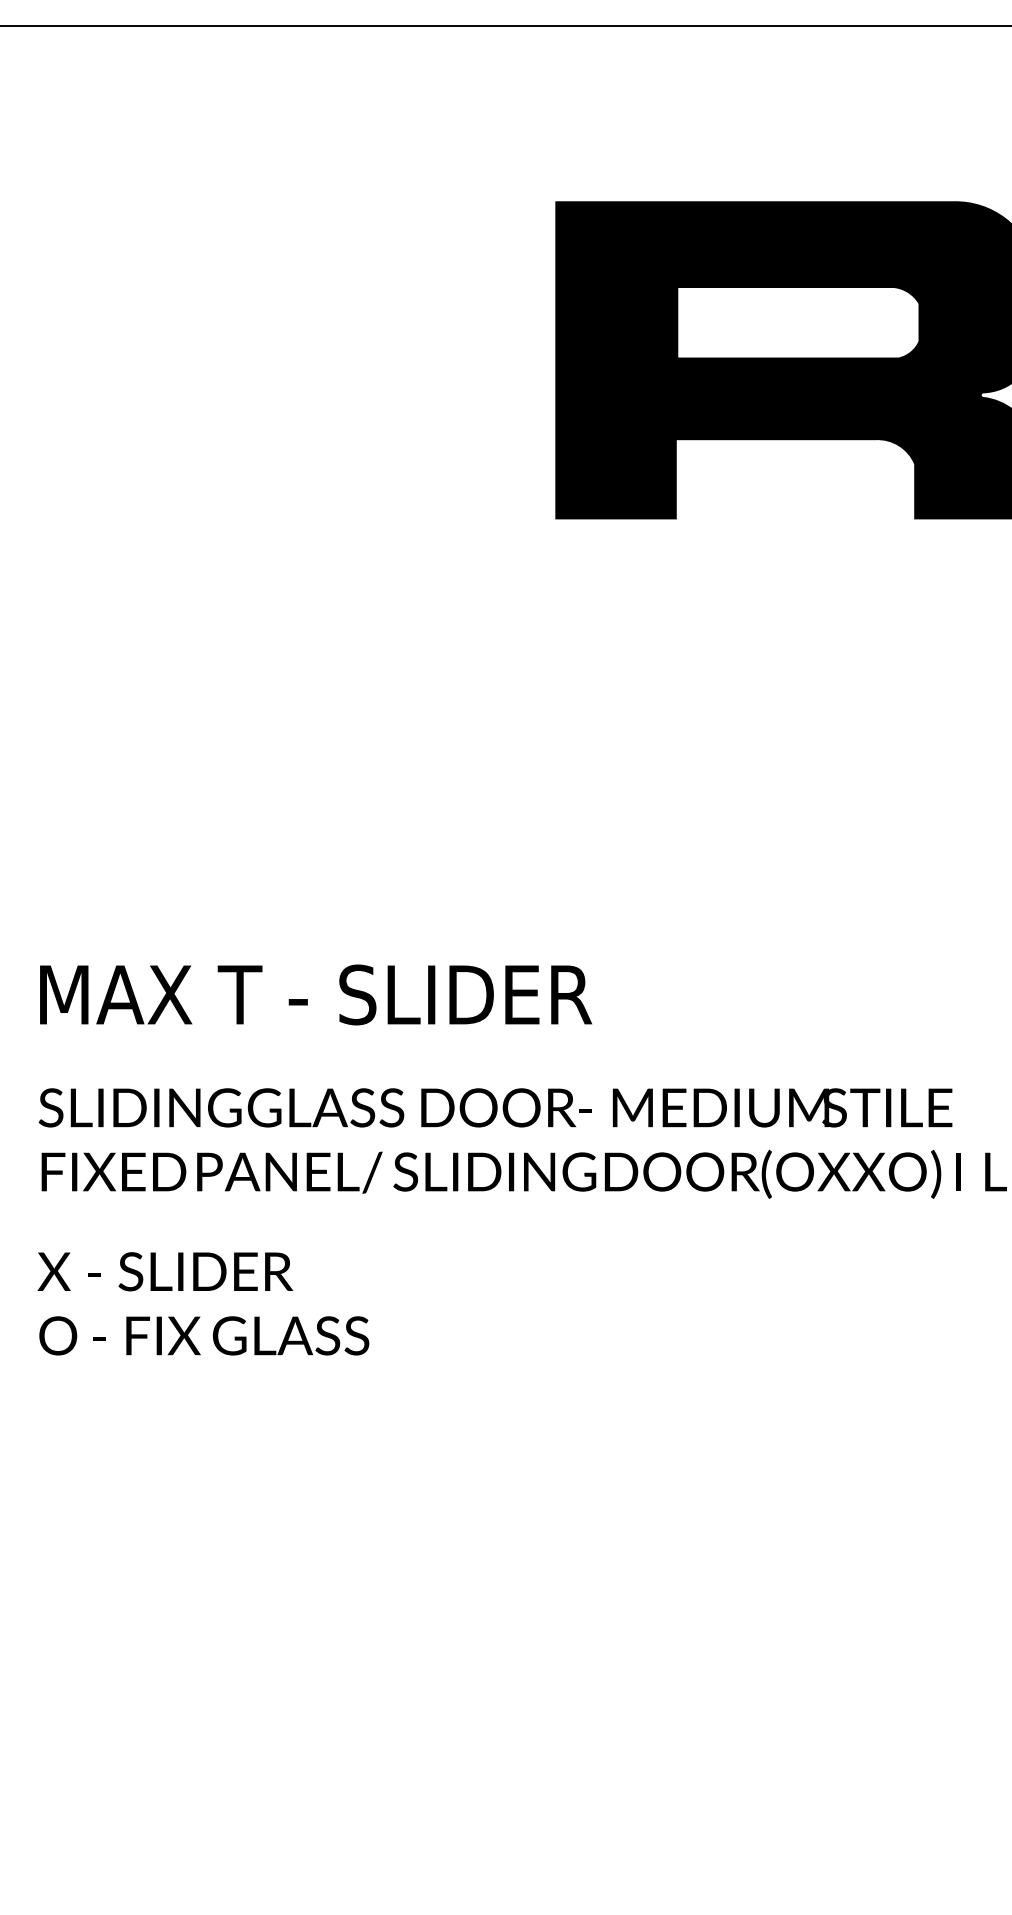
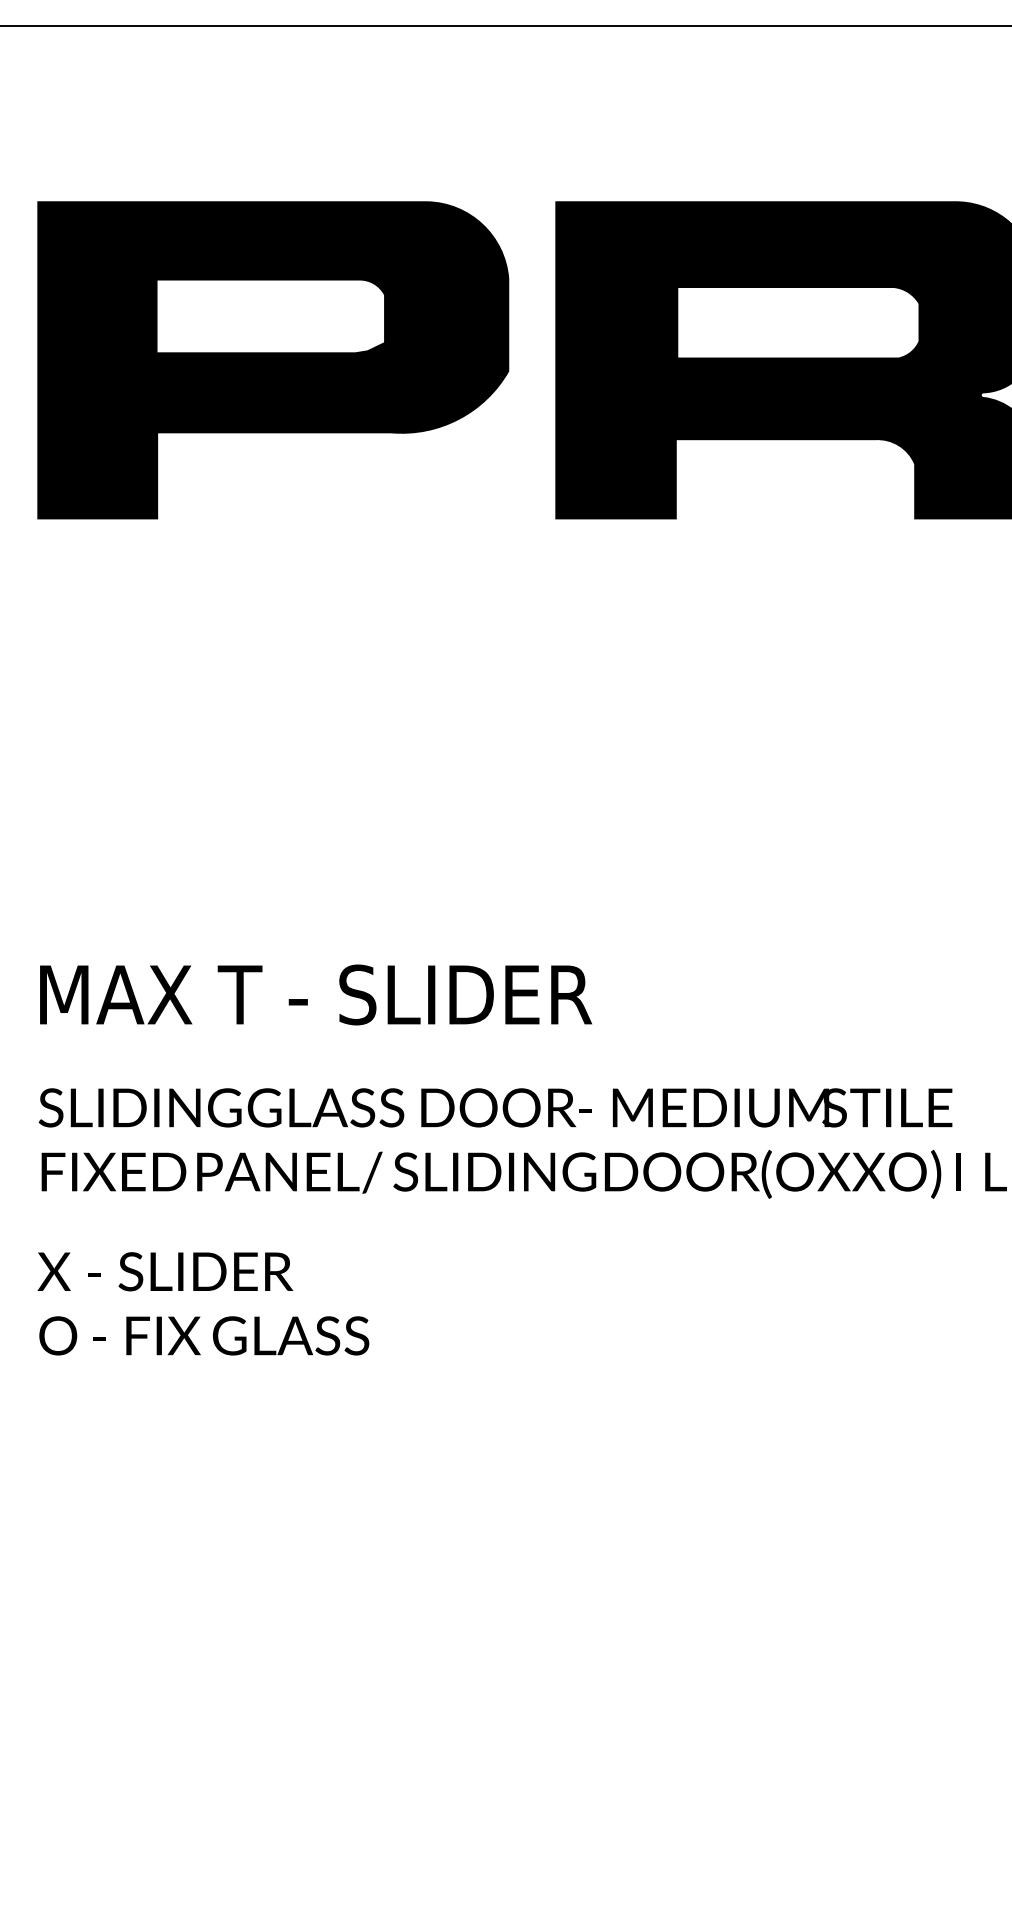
part: none -> present (273, 360)
